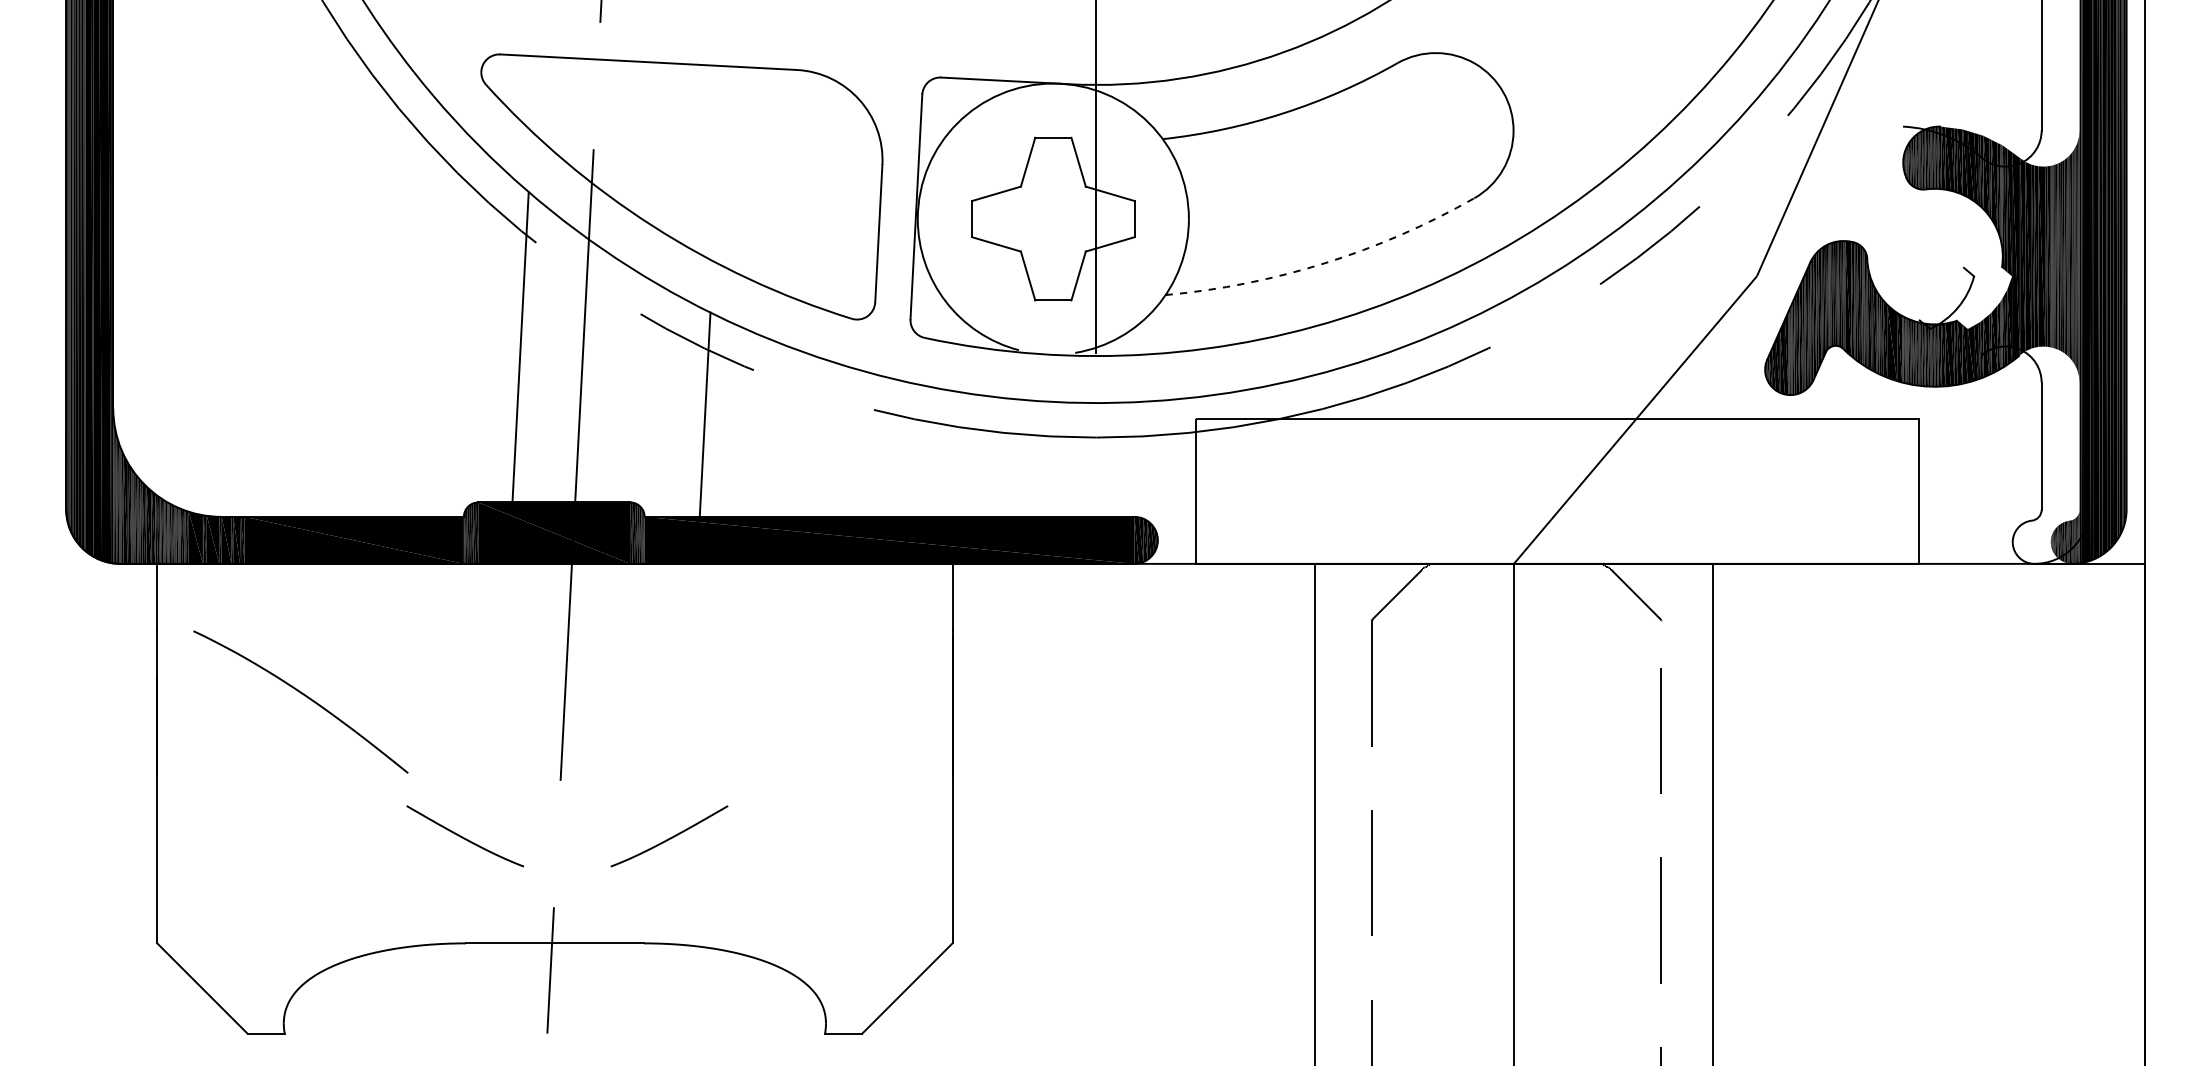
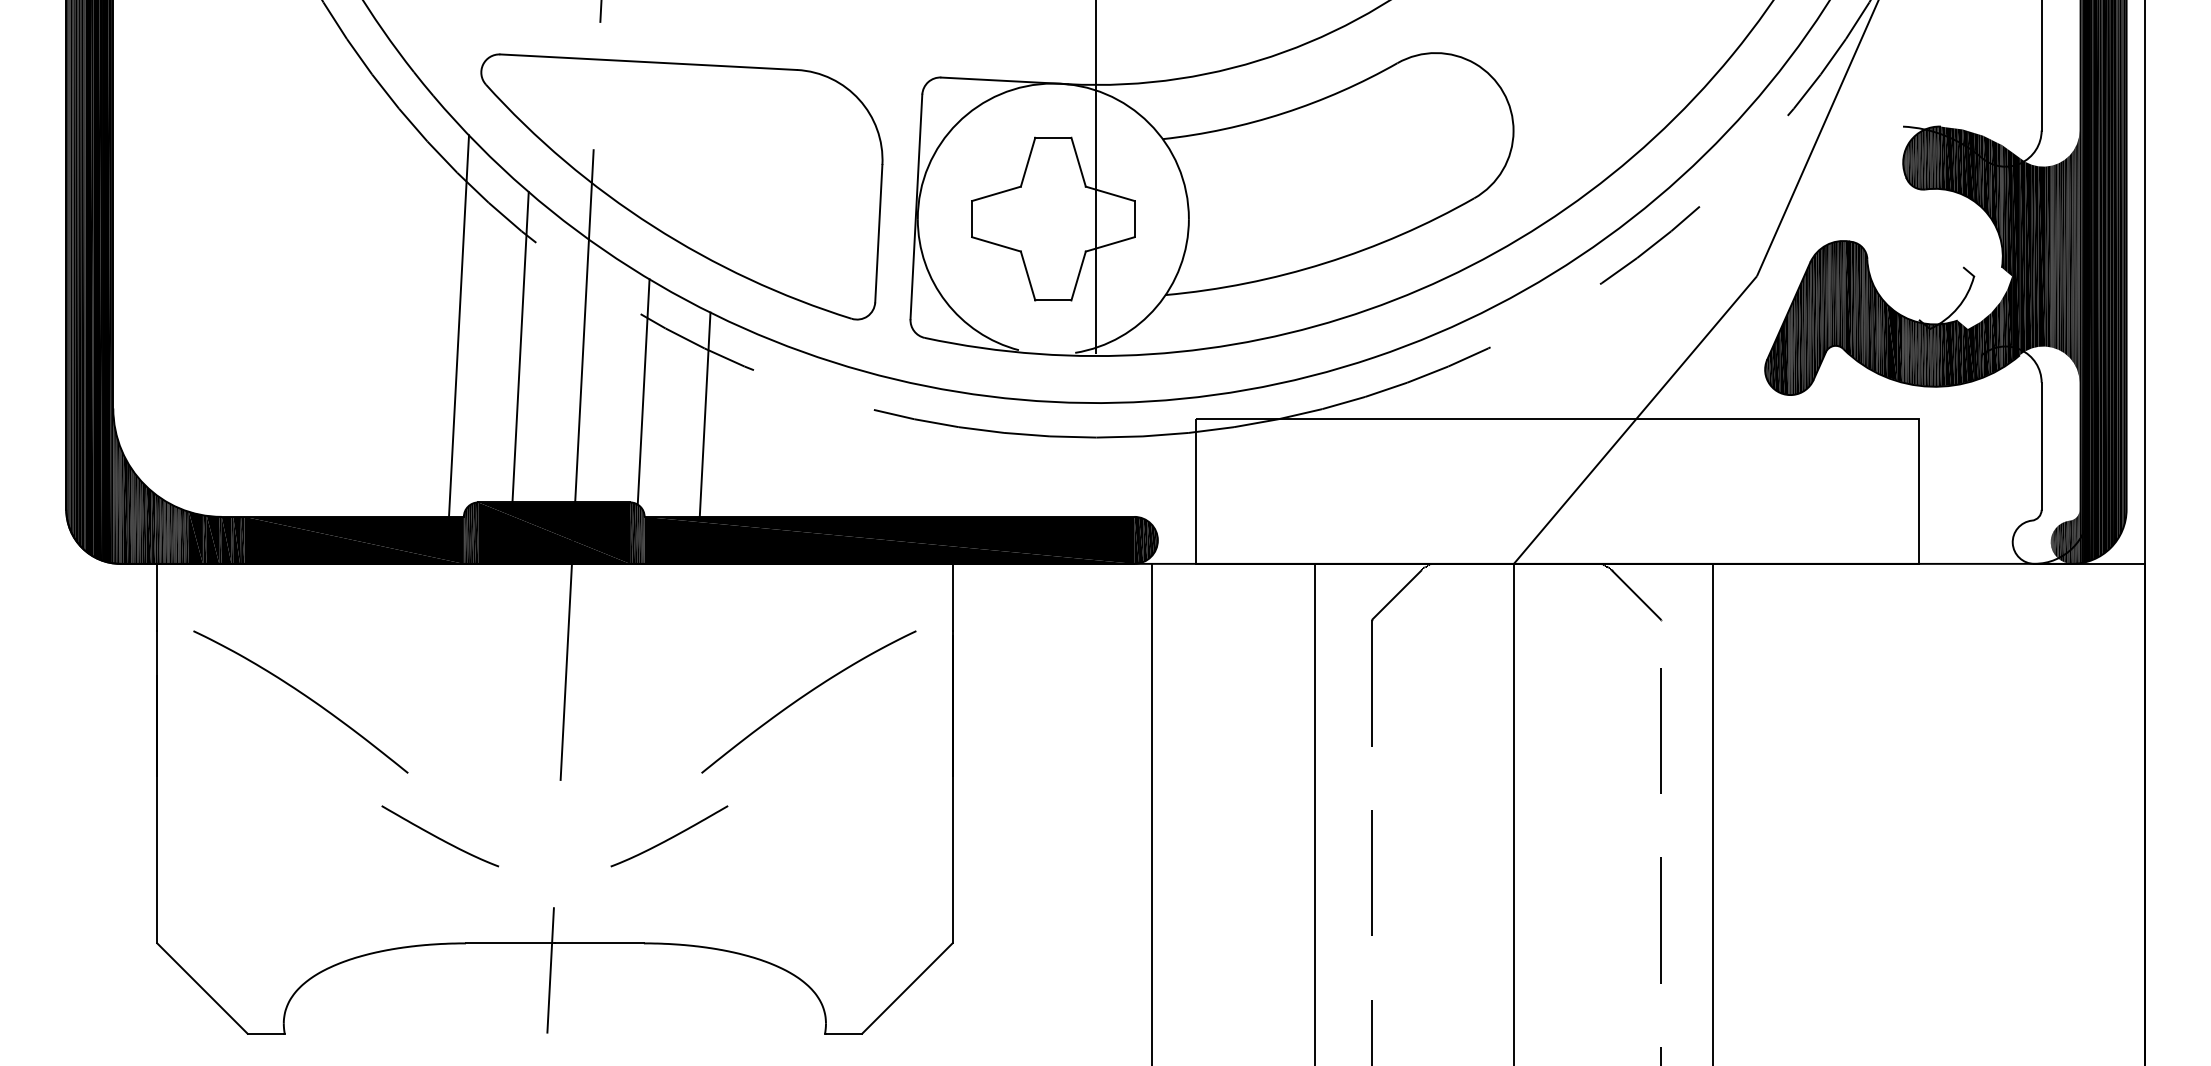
arc: dashed -> solid (1325, 263)
line: none -> present (459, 325)
line: none -> present (643, 391)
curve: none -> present (806, 695)
line: none -> present (1152, 812)
curve position: (464, 837) -> (439, 837) (439, 837)
